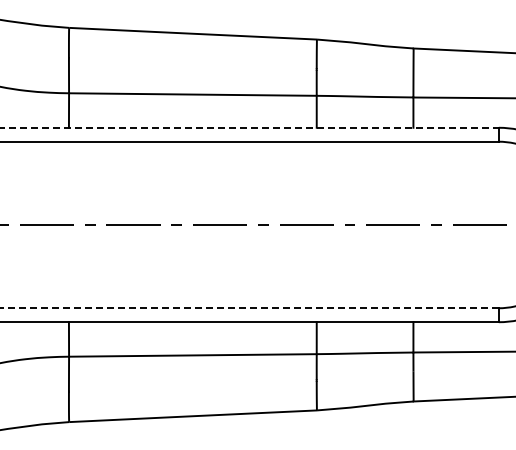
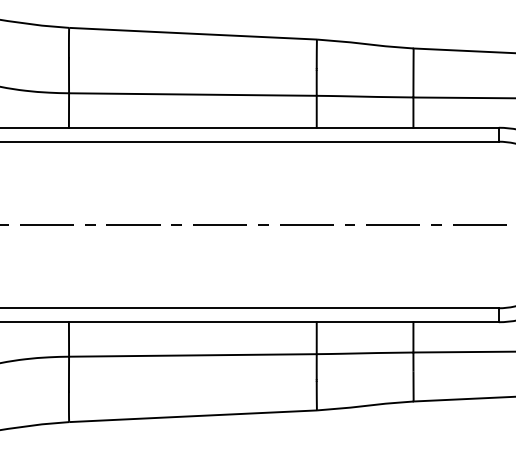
line: dashed -> solid (250, 127)
line: dashed -> solid (249, 308)
